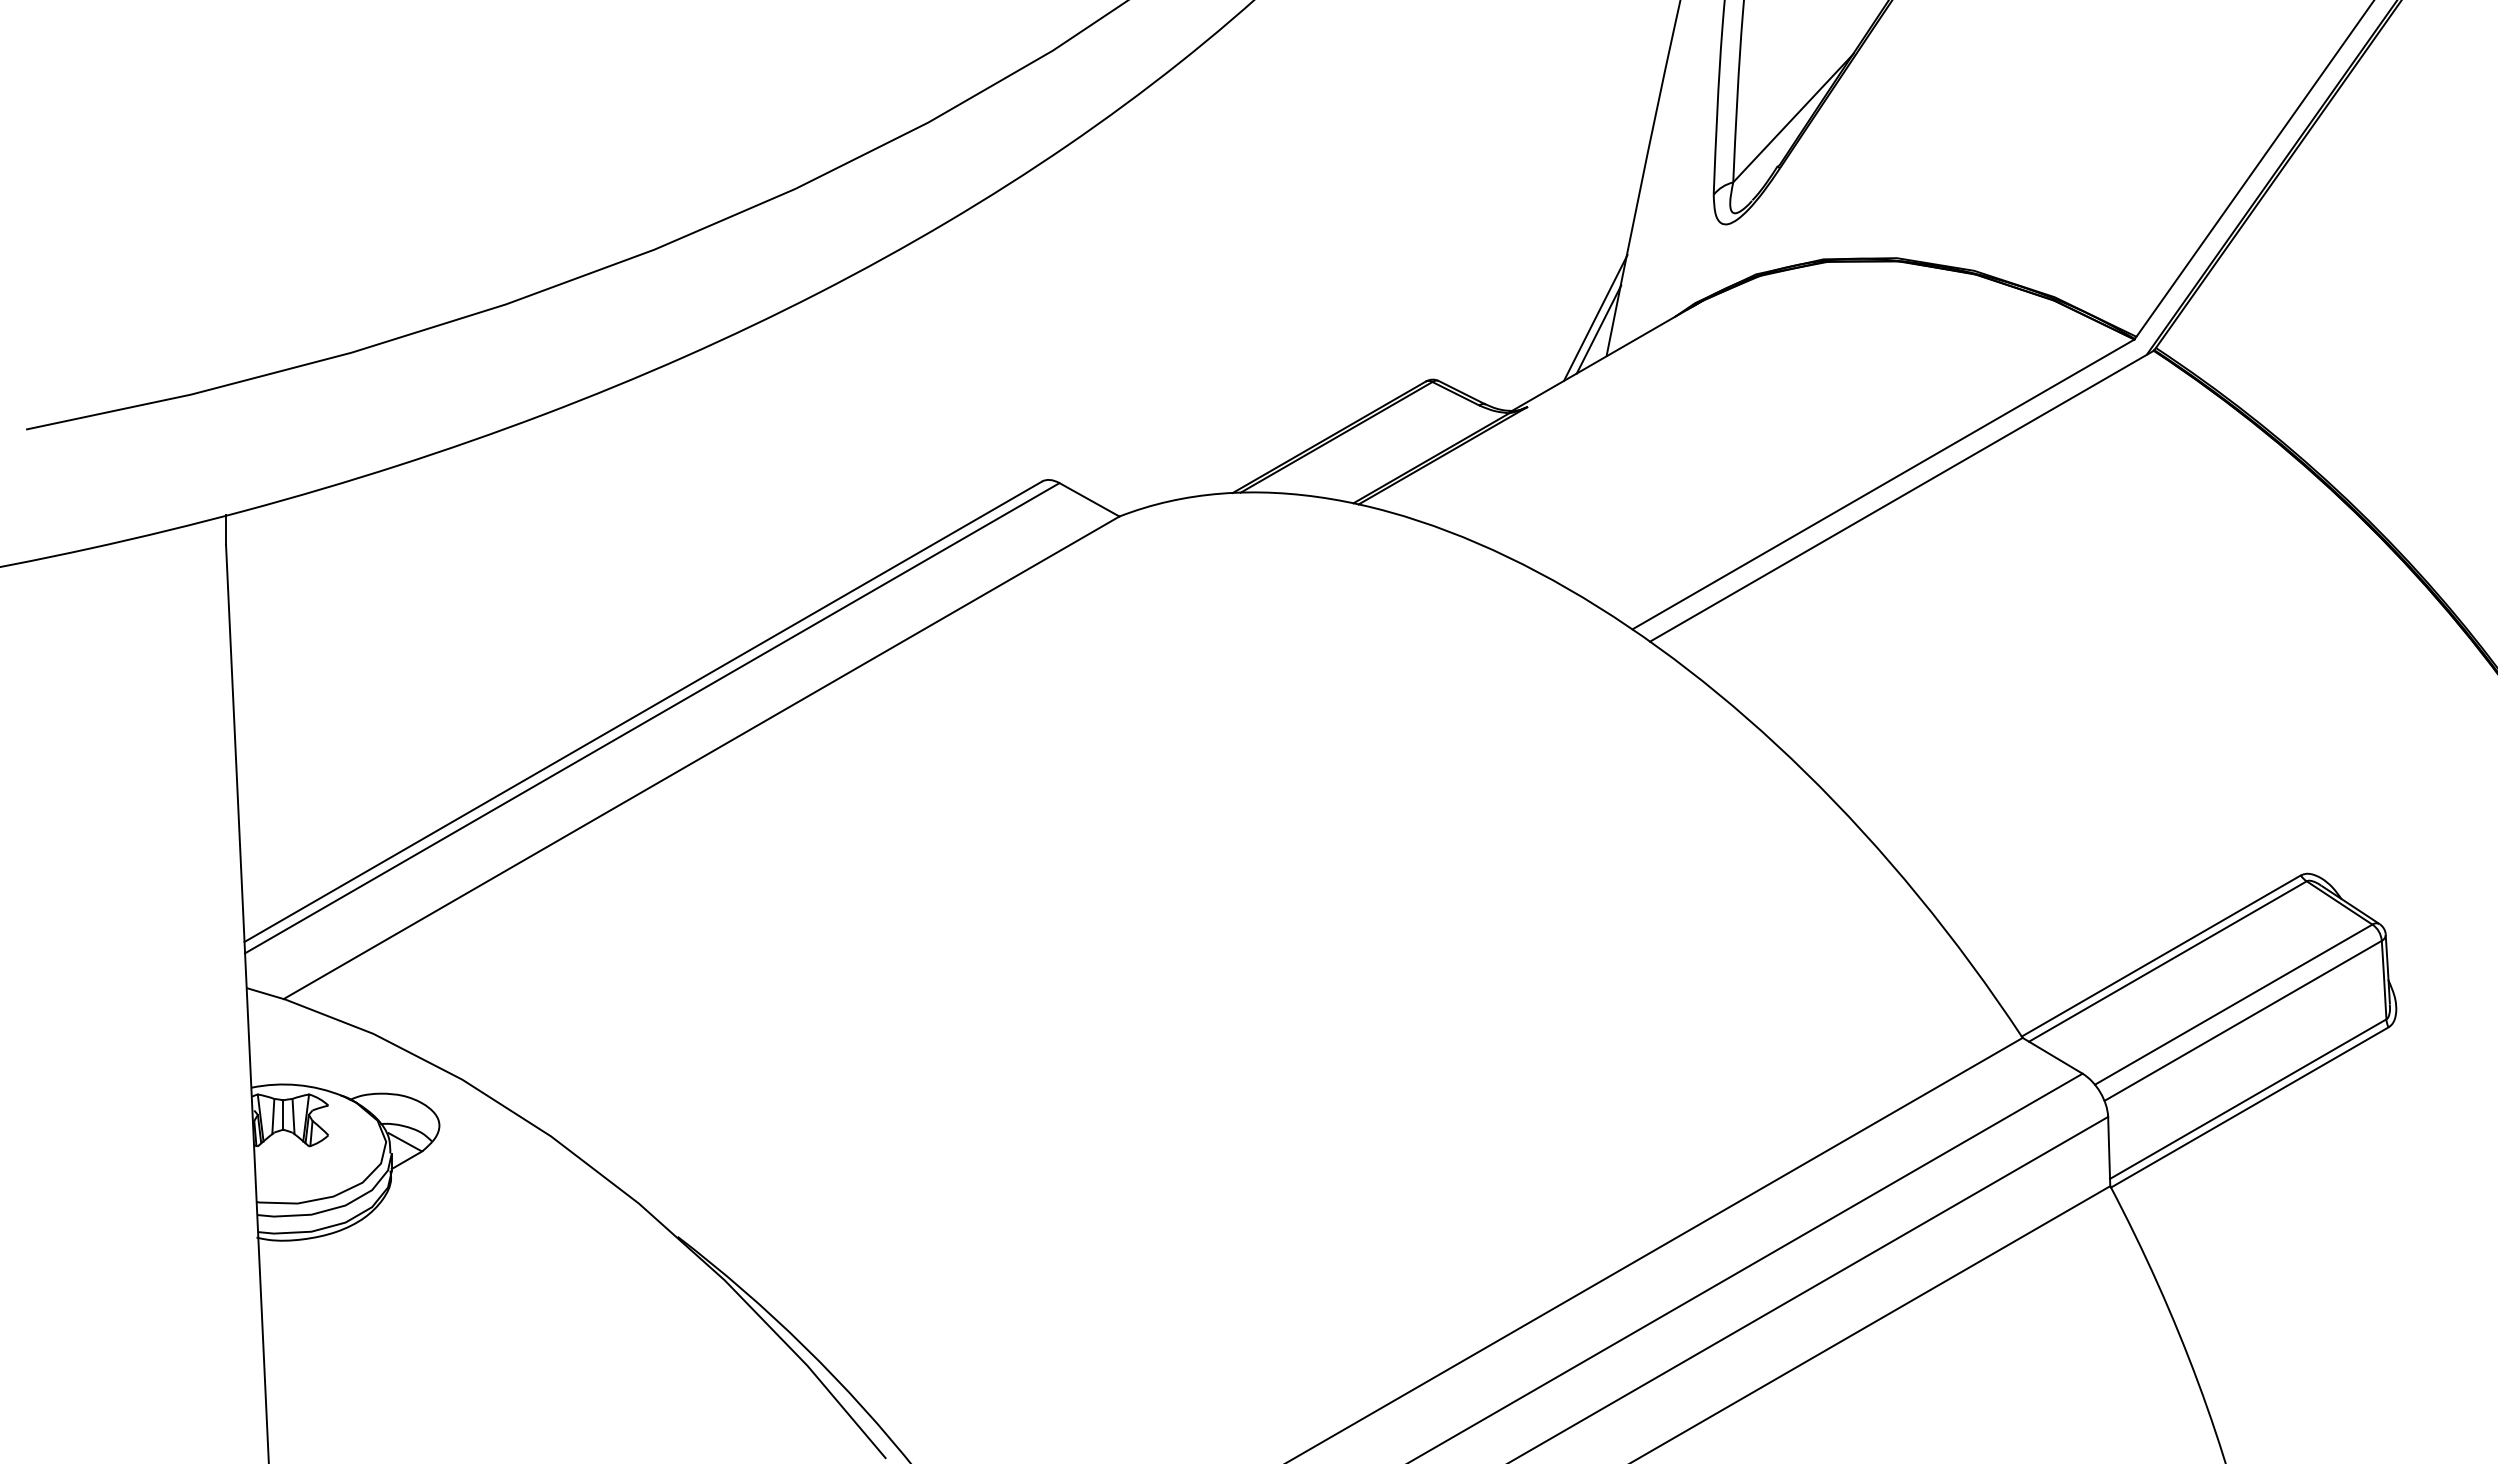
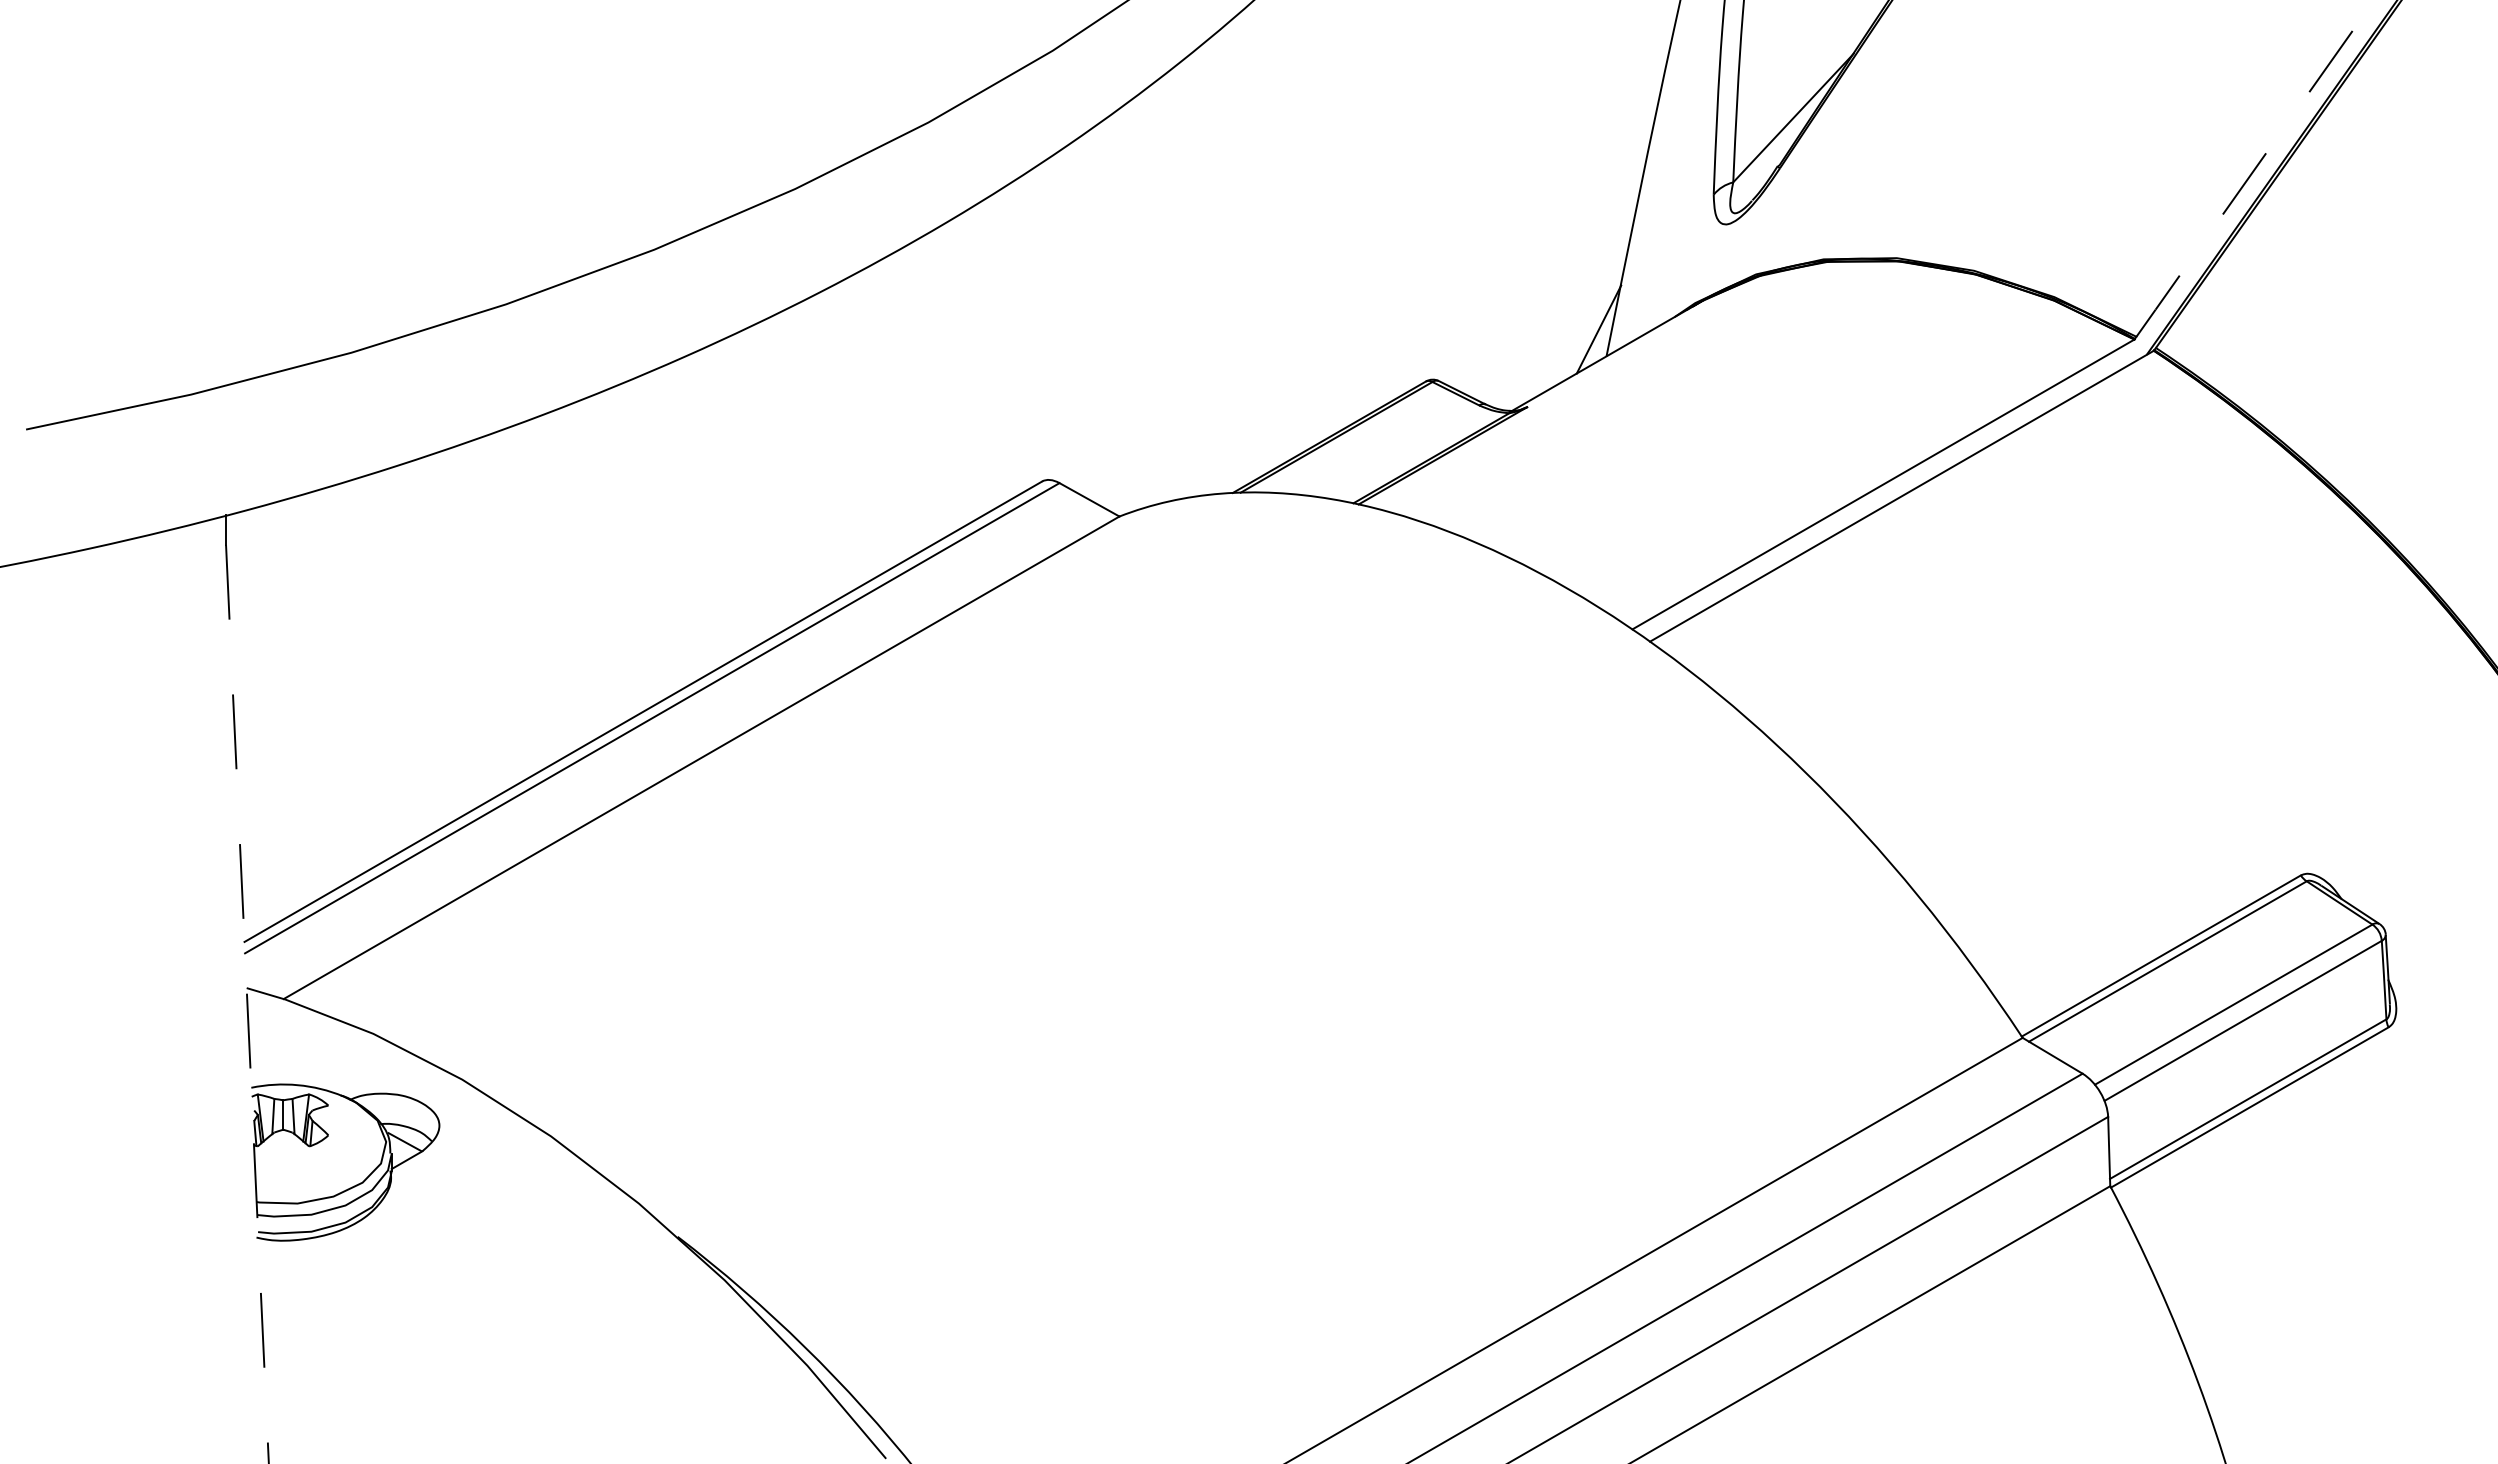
line: solid -> dashed (2254, 169)
line: present -> none (1595, 317)
line: solid -> dashed (247, 1004)
